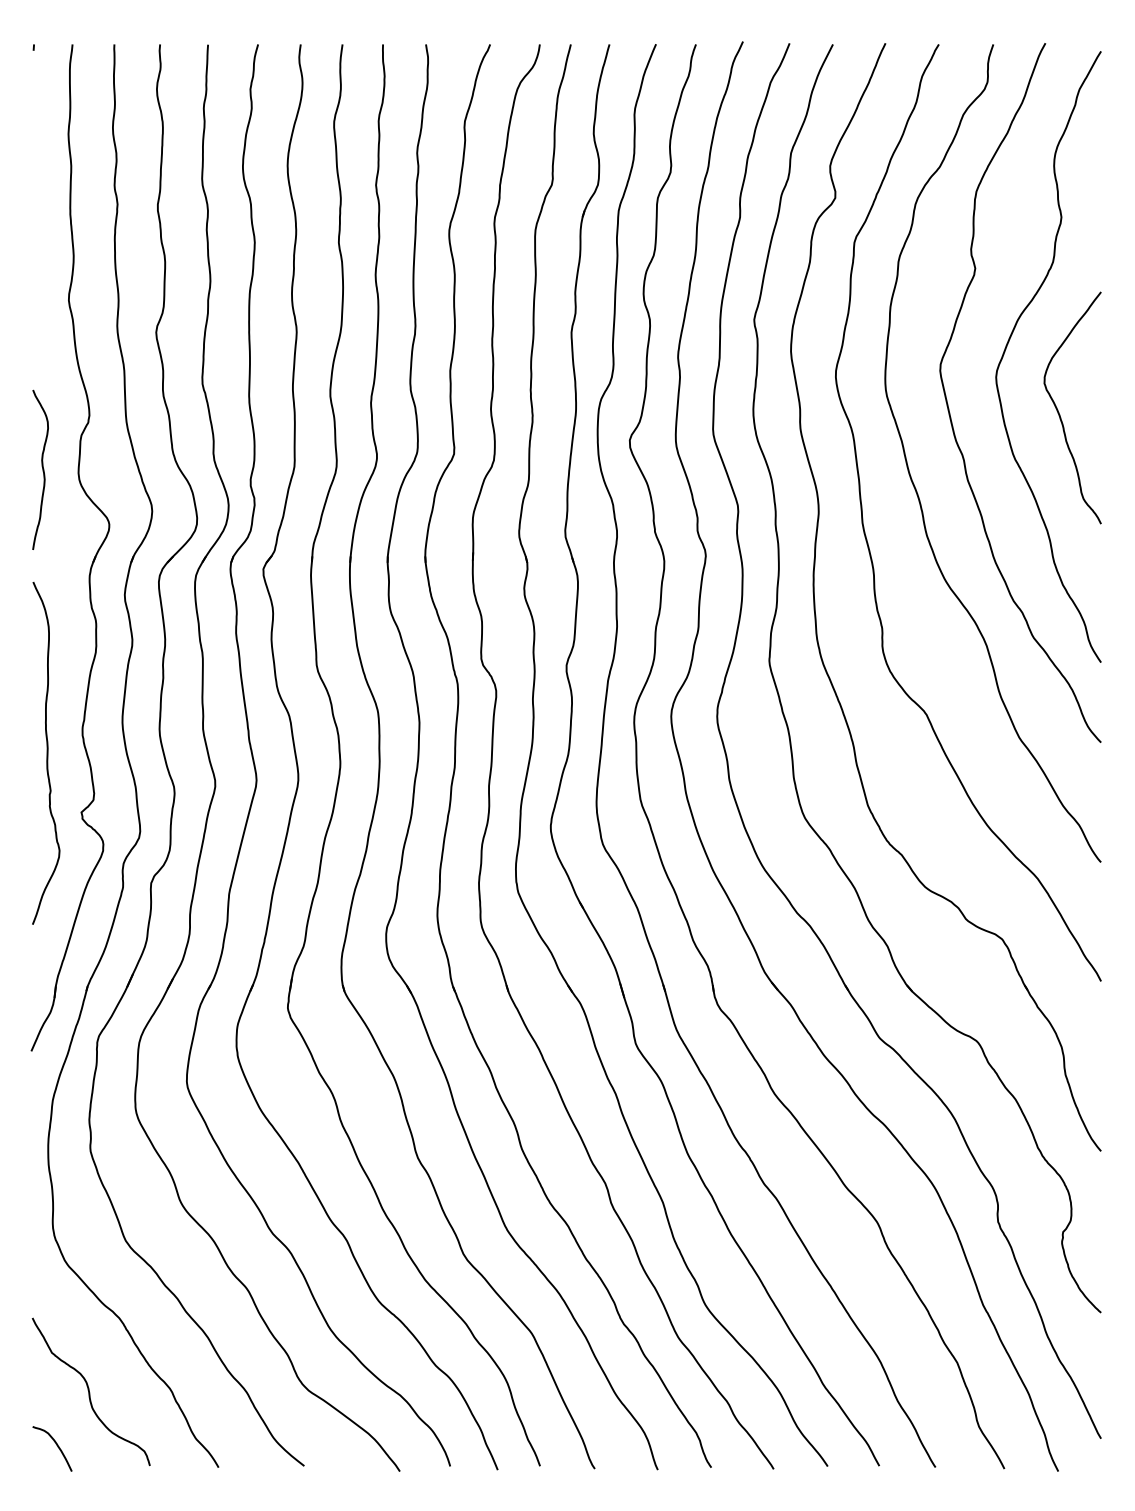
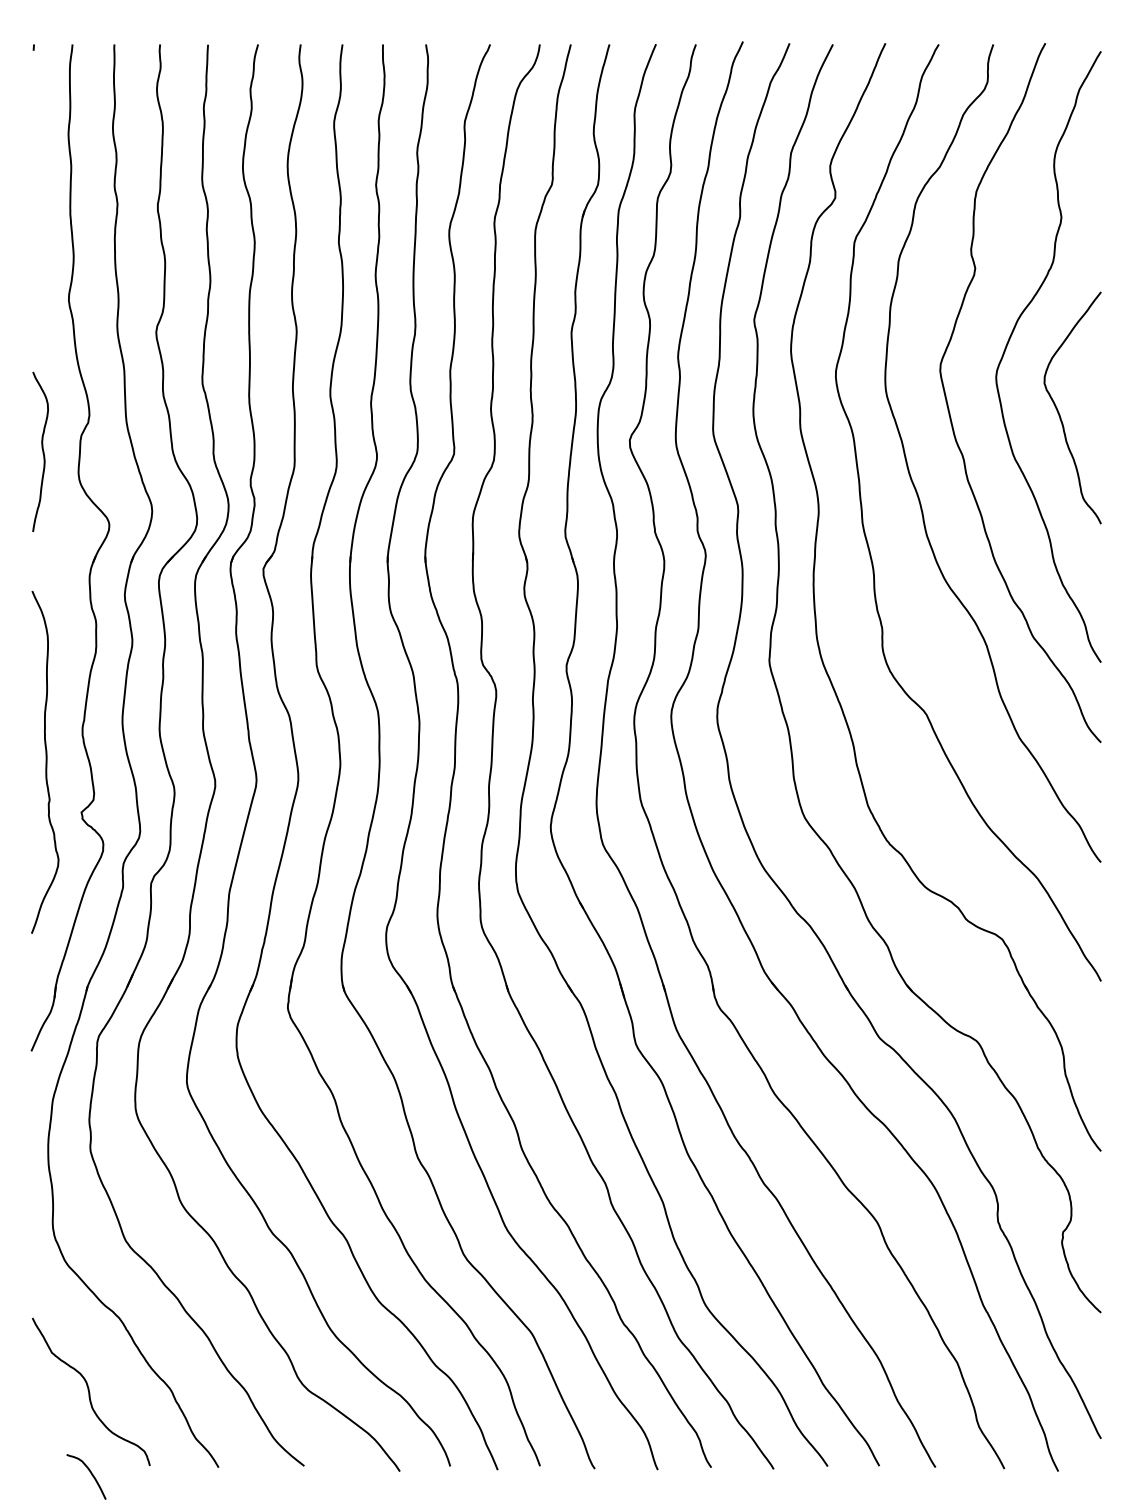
curve position: (42, 469) -> (42, 451) (42, 451)
curve position: (46, 753) -> (45, 762) (45, 762)
curve position: (55, 1444) -> (89, 1472) (89, 1472)
